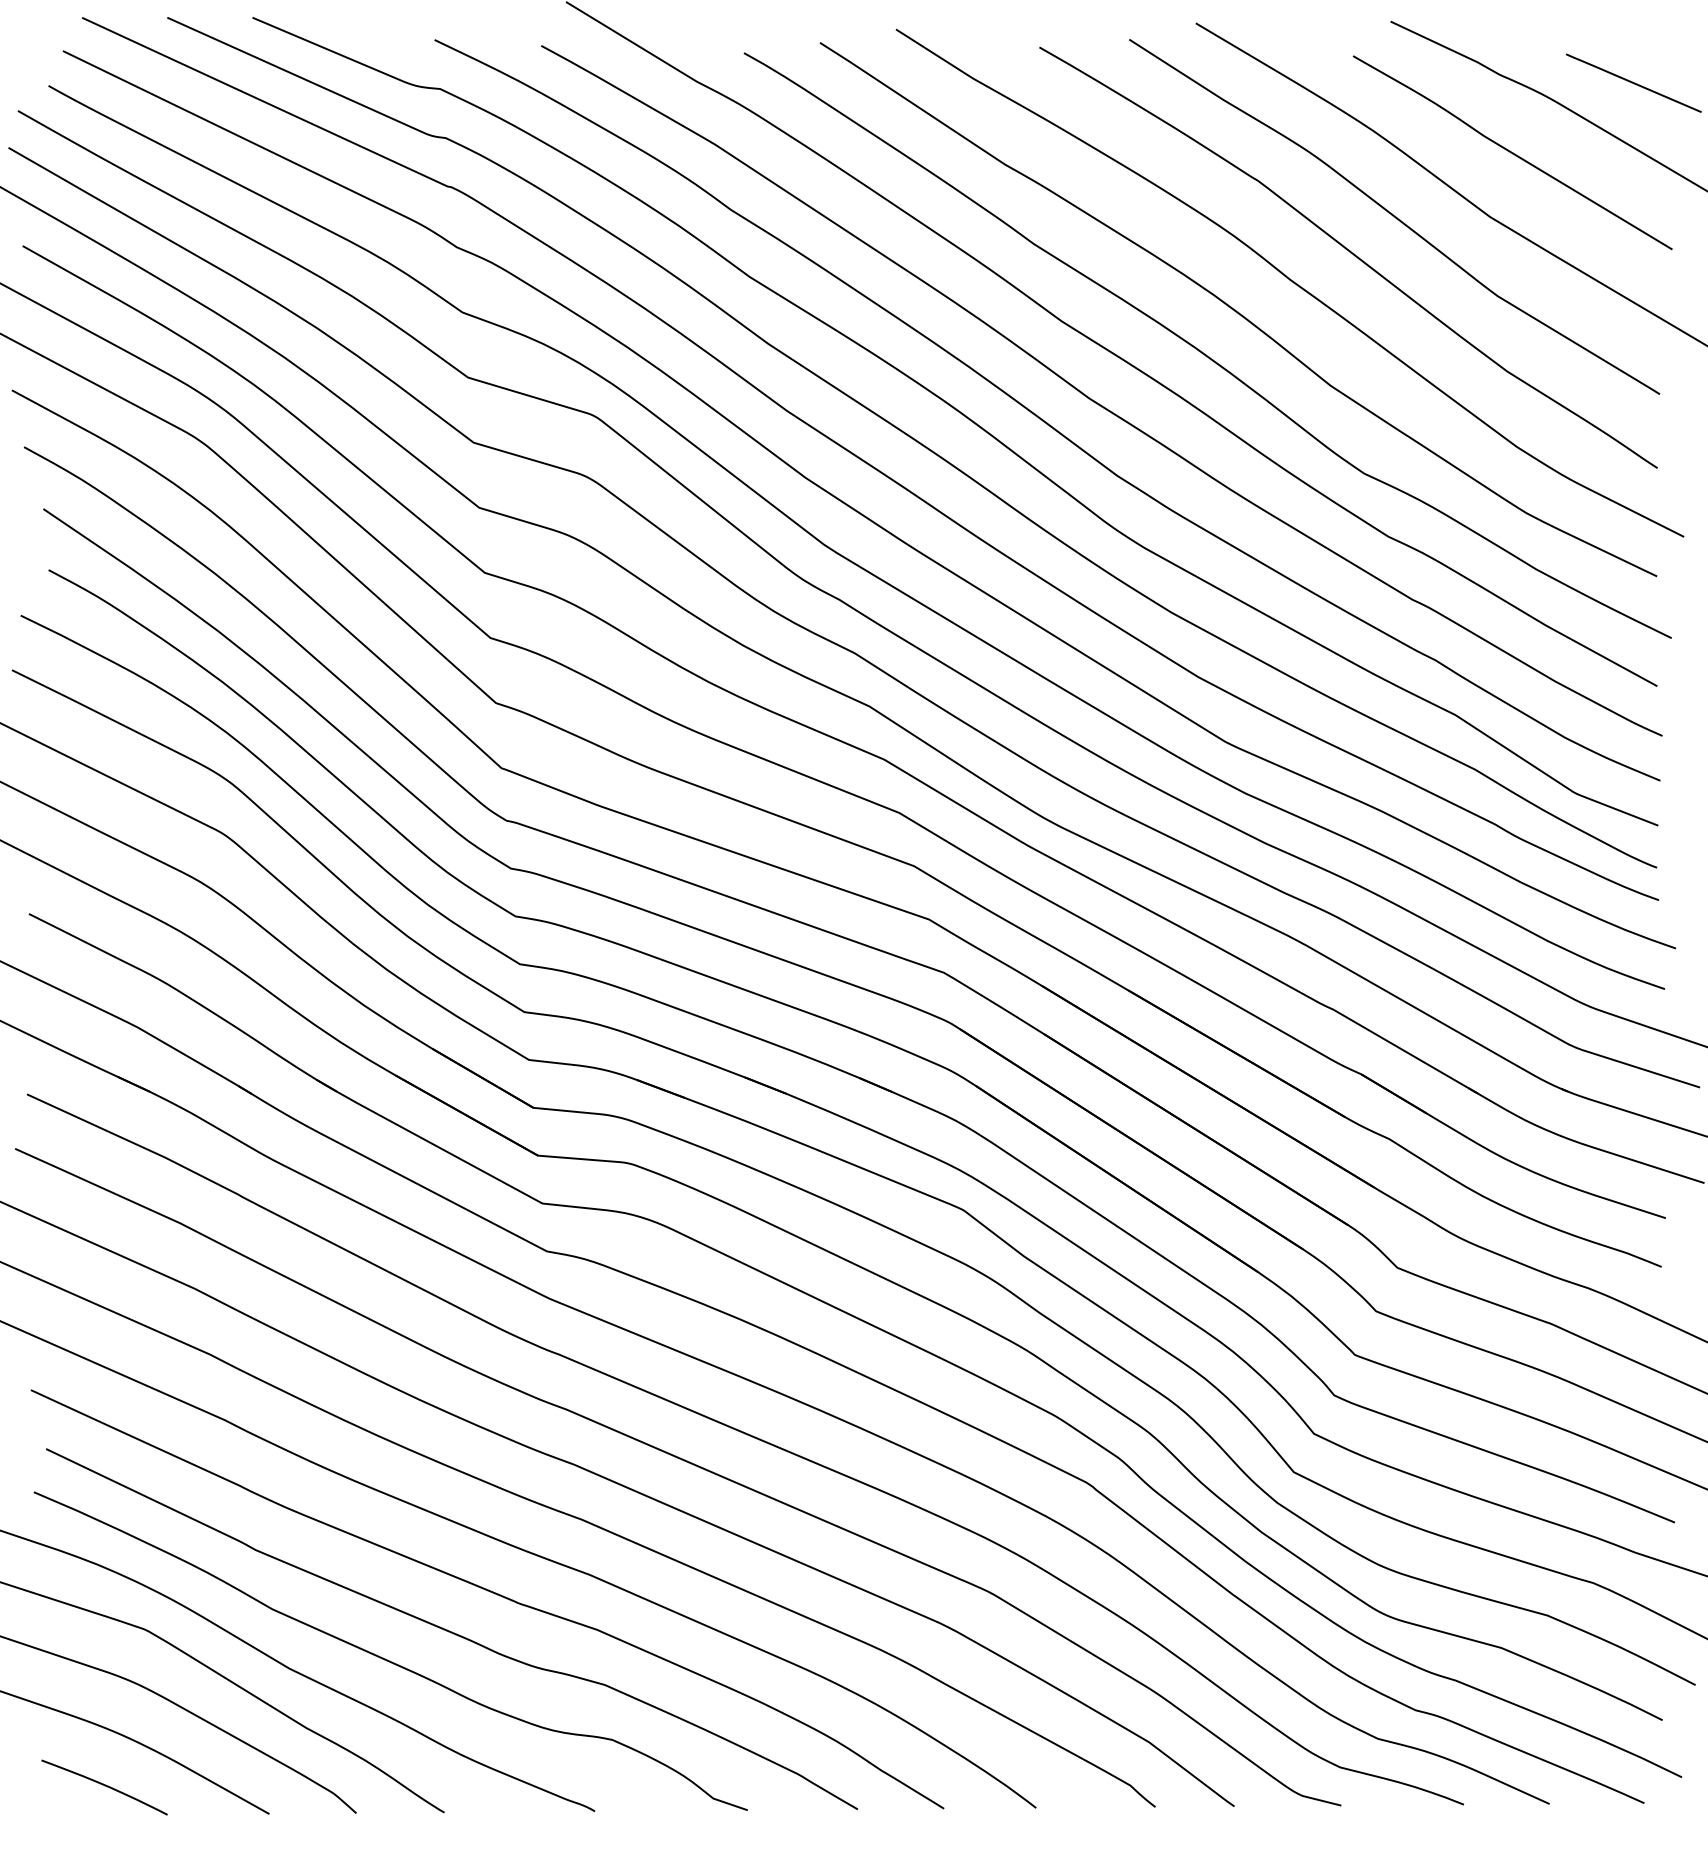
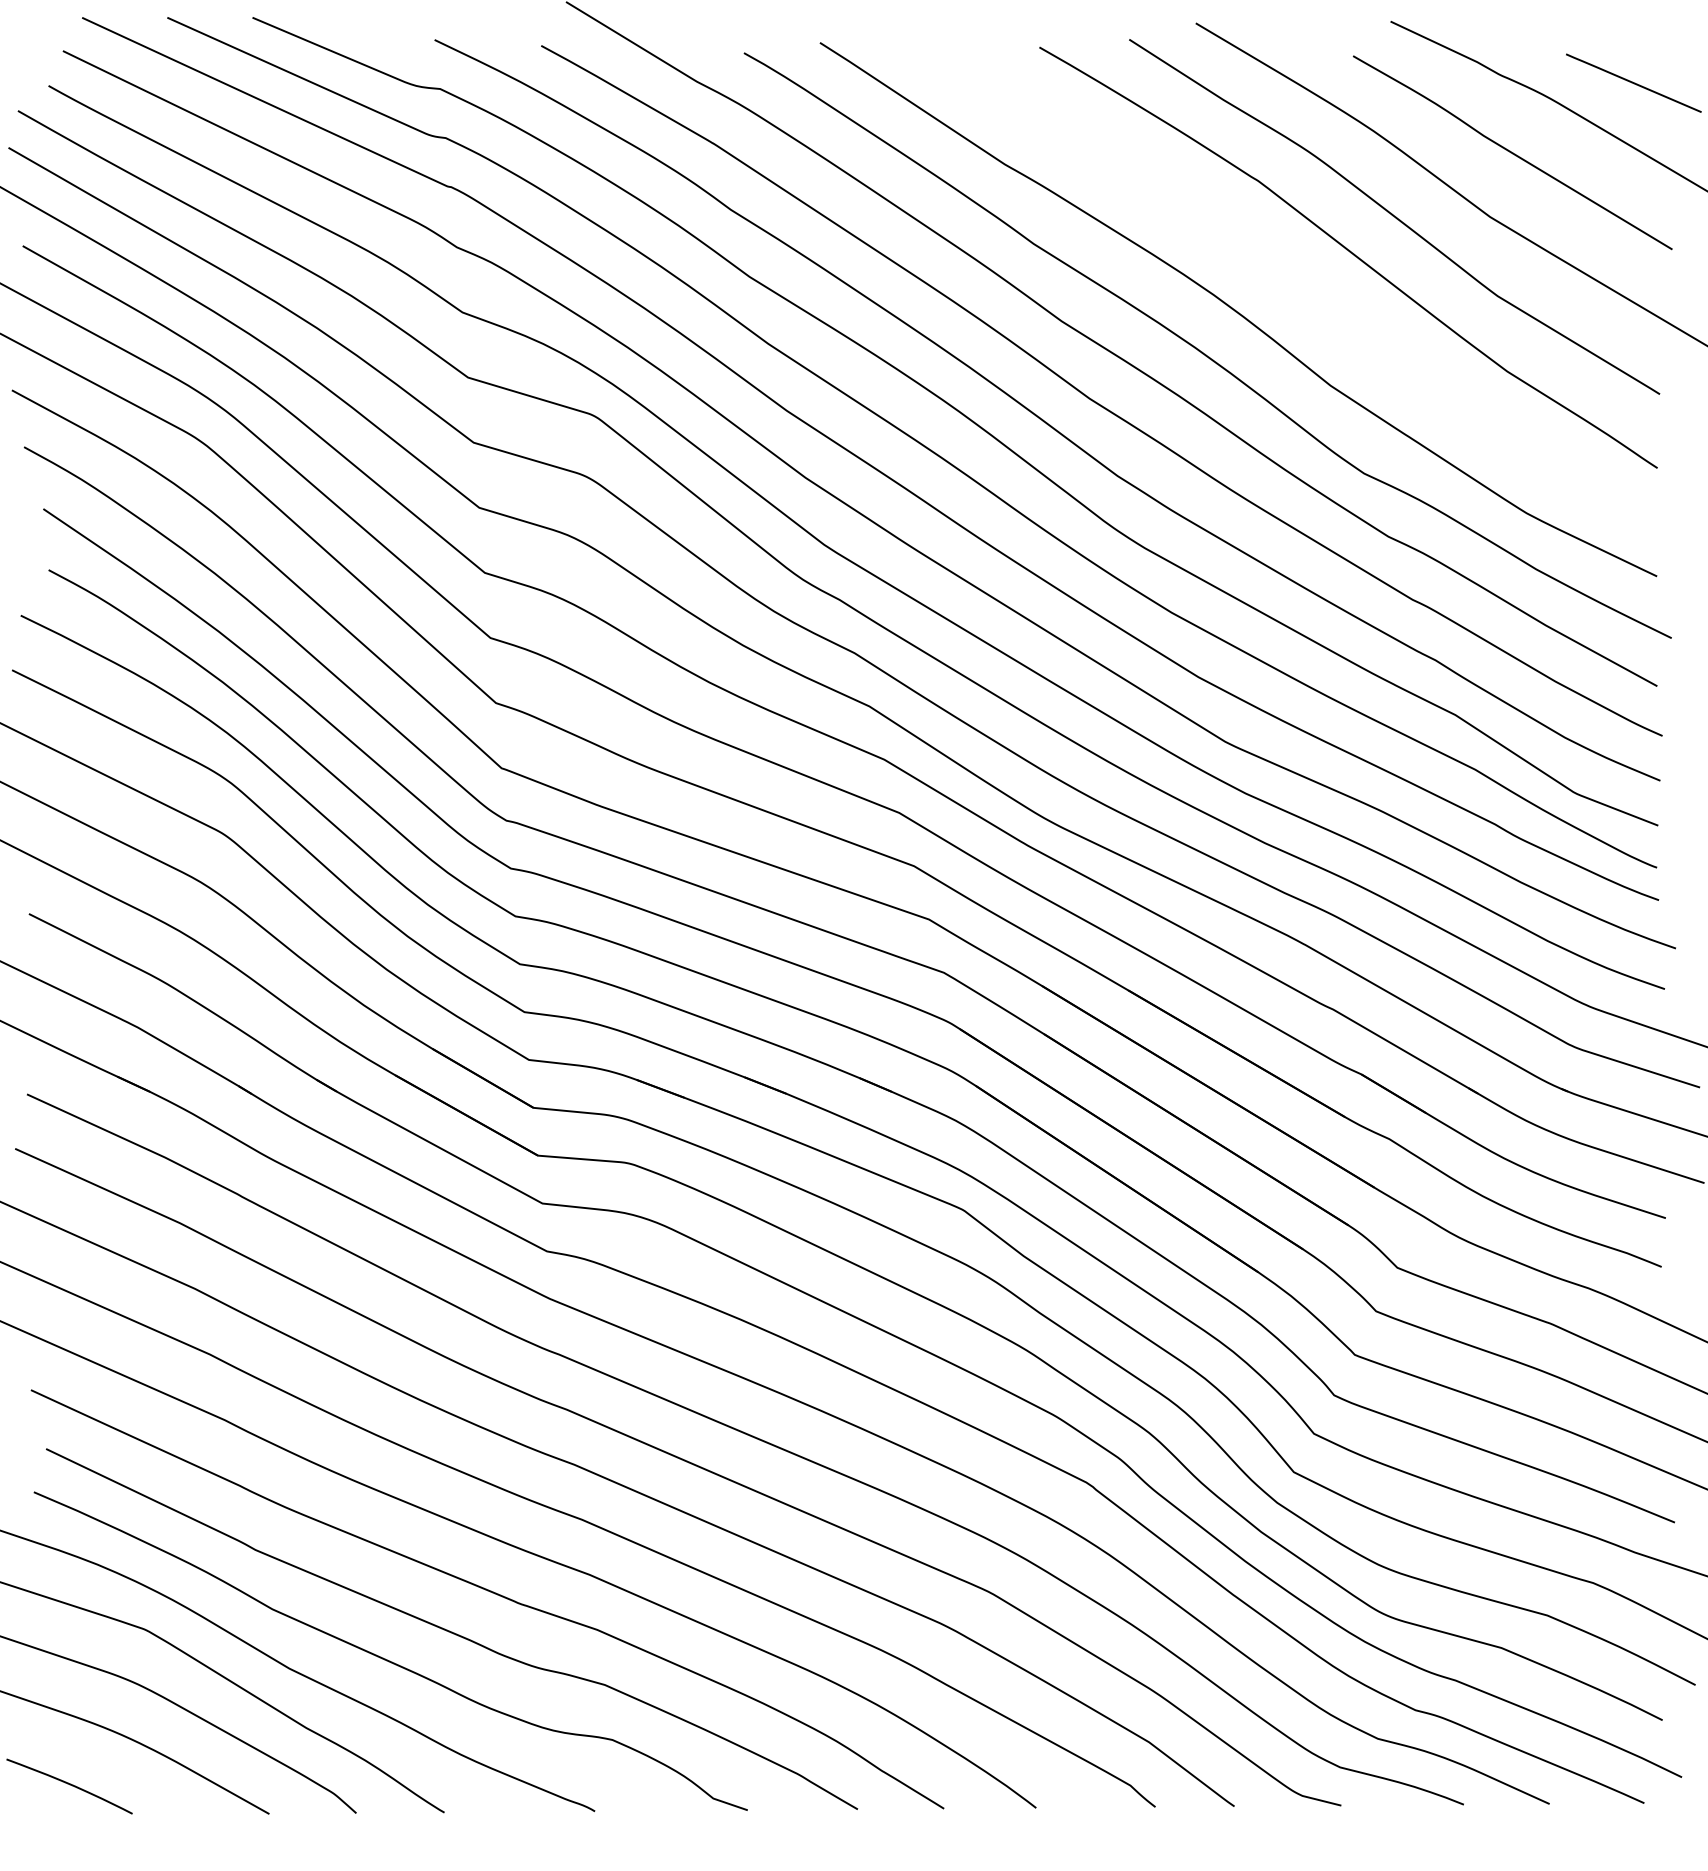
curve: present -> none (1290, 281)
curve position: (104, 1786) -> (69, 1785) (69, 1785)
